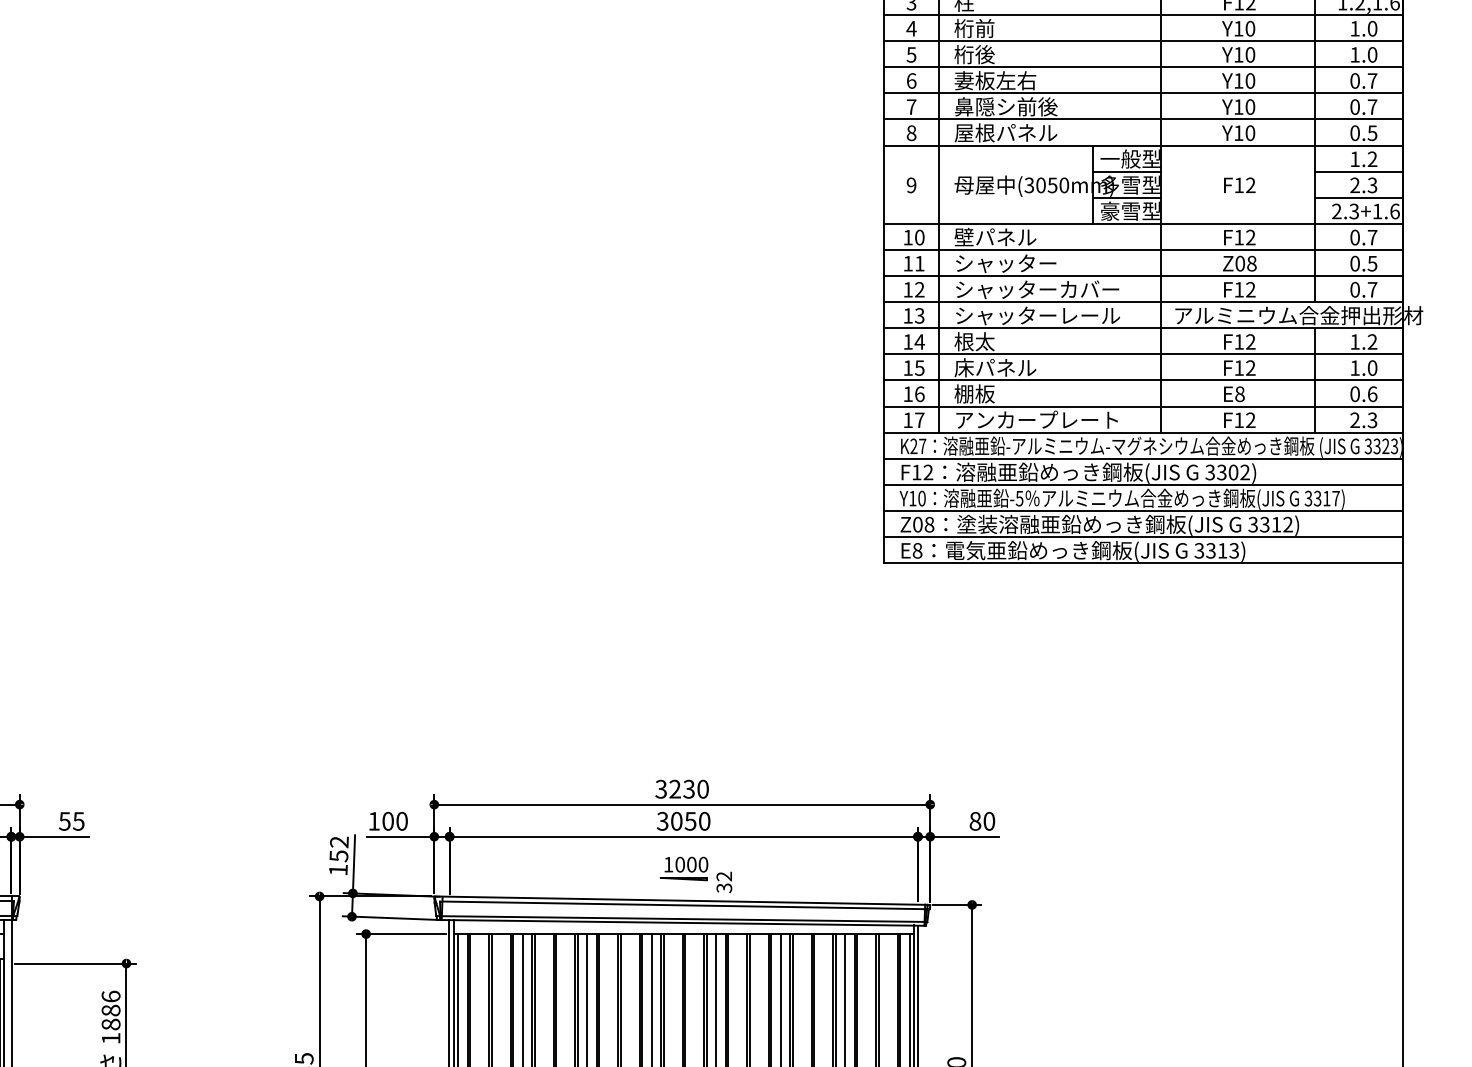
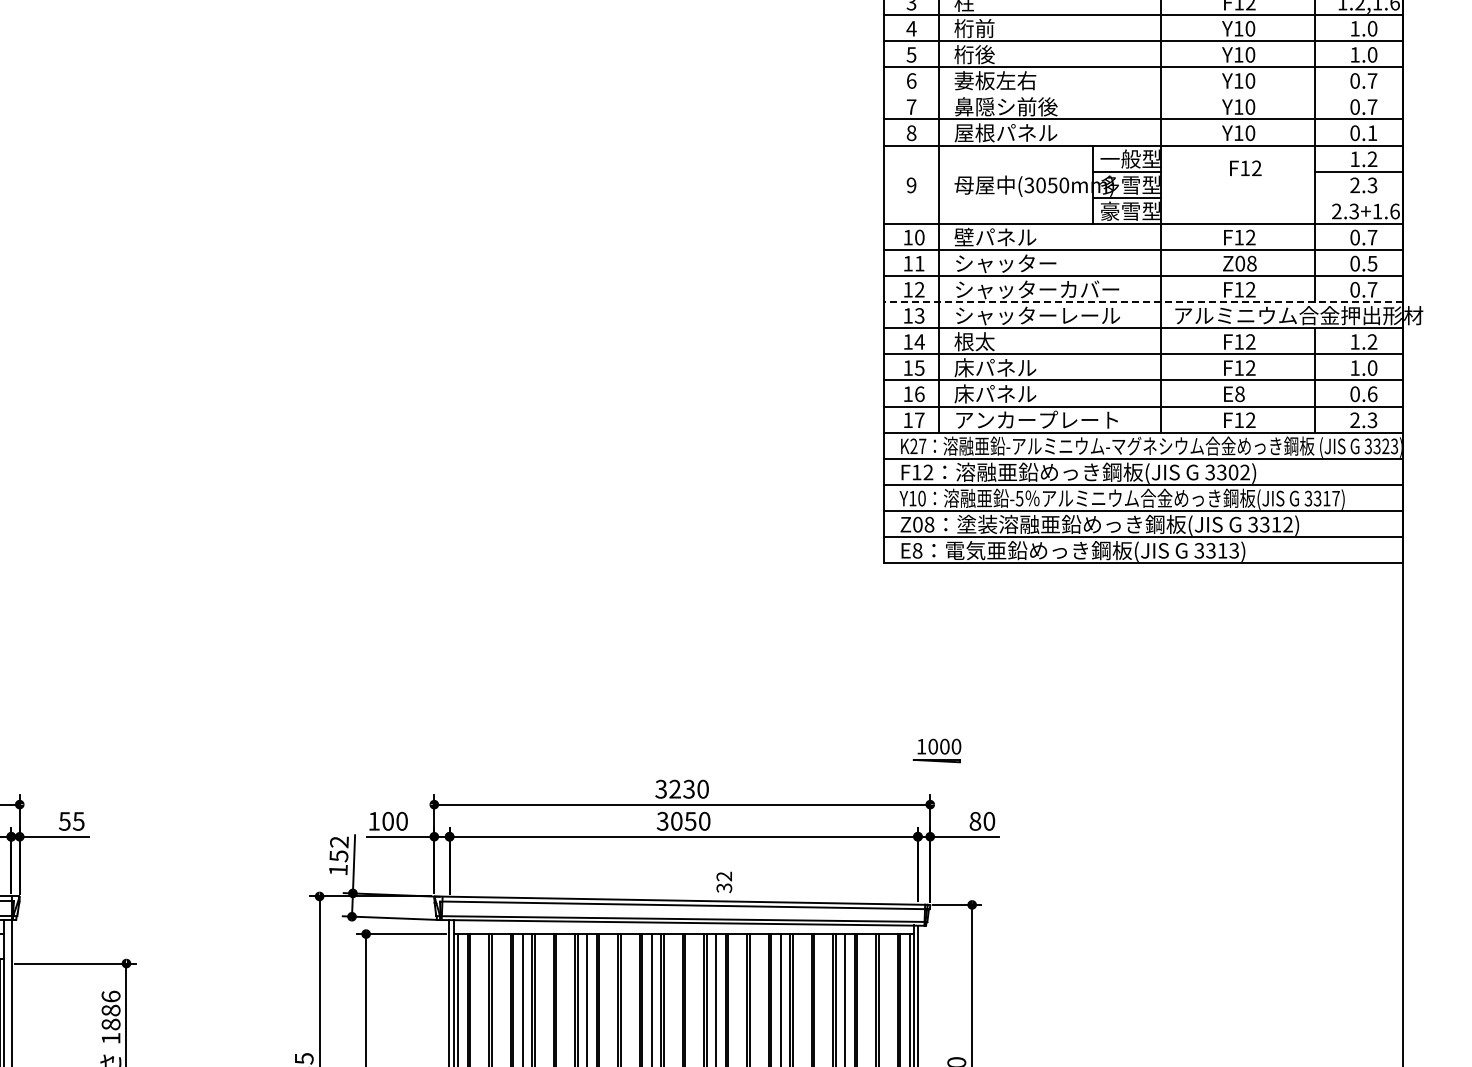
line: present -> none (1142, 93)
text: 0.5 -> 0.1 (1372, 133)
text position: (1239, 184) -> (1245, 167) (1245, 167)
line: present -> none (1358, 197)
line: solid -> dashed (1142, 302)
text: 棚板 -> 床パネル (995, 393)
part position: (683, 868) -> (936, 750) (936, 750)
